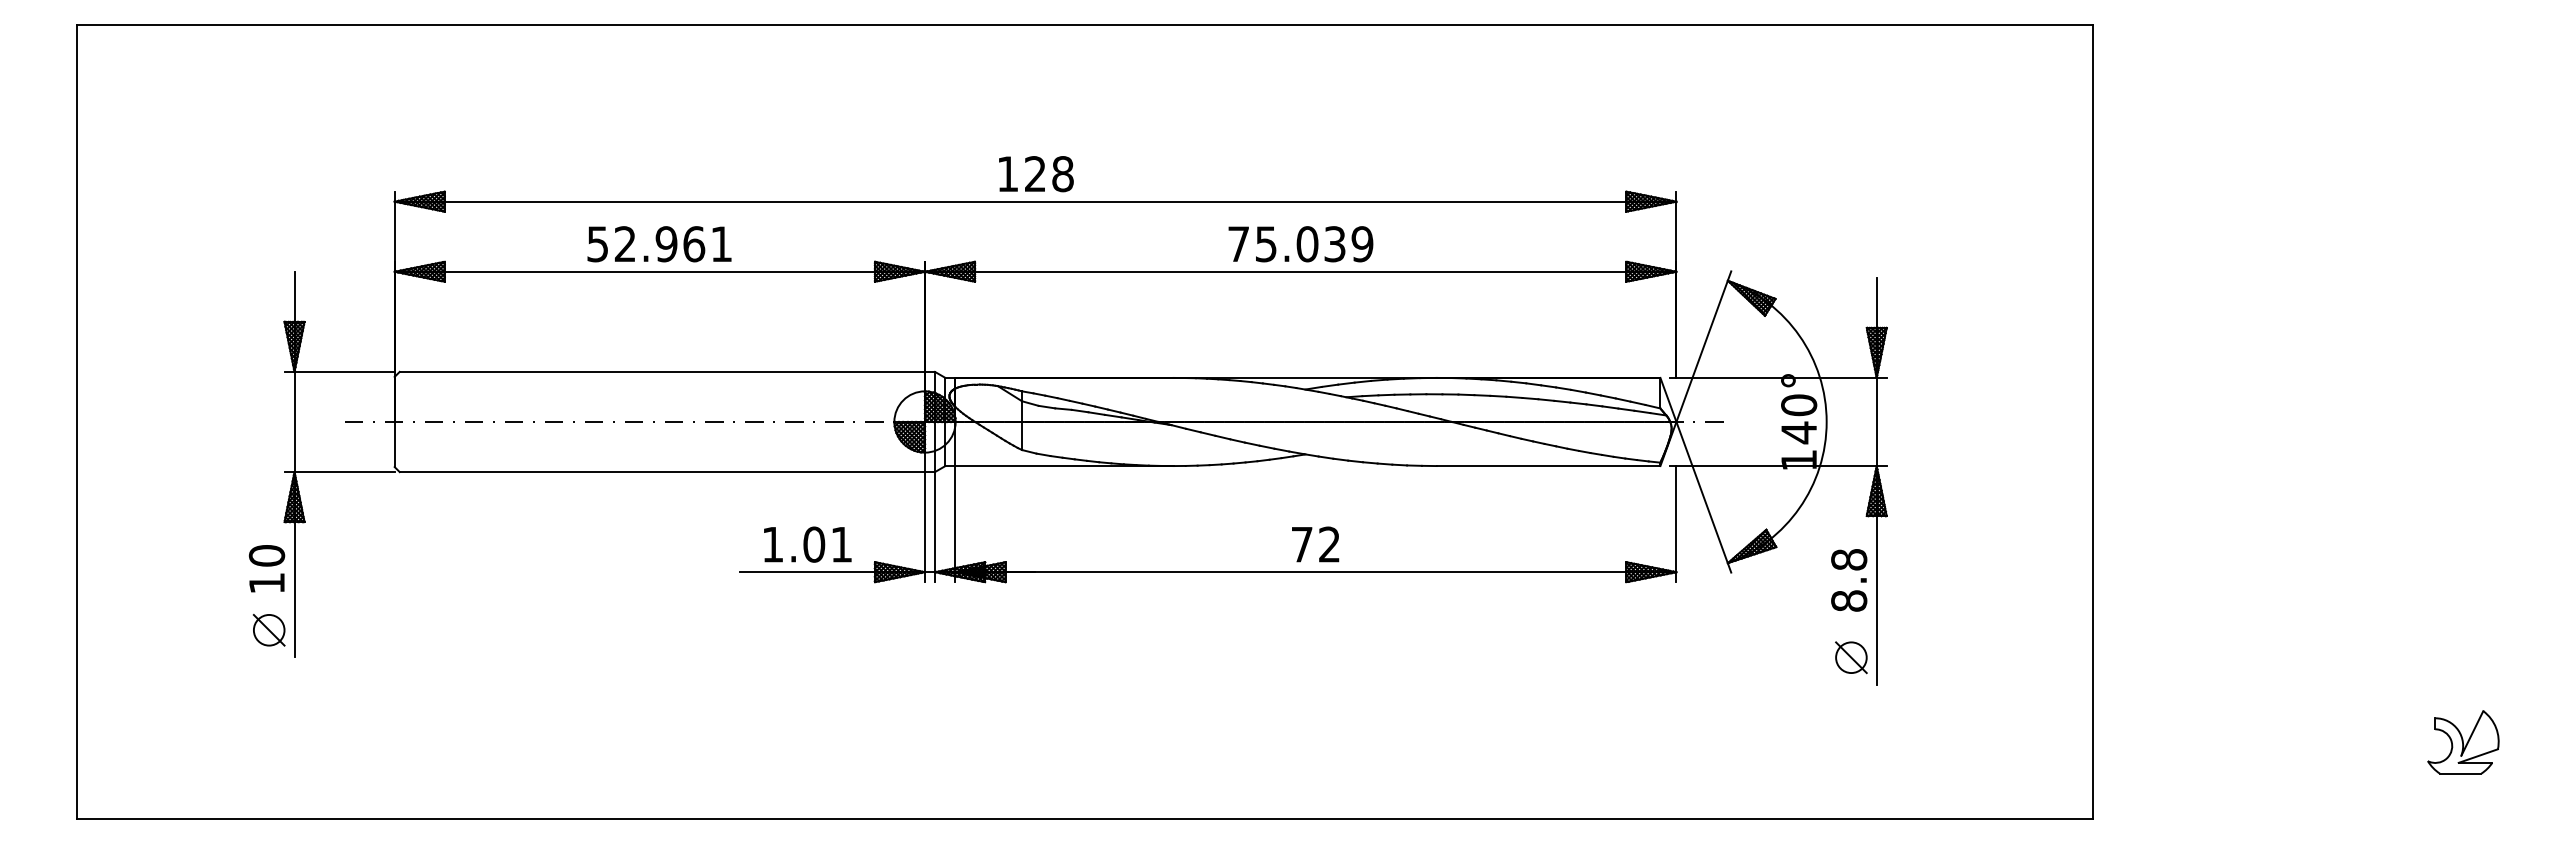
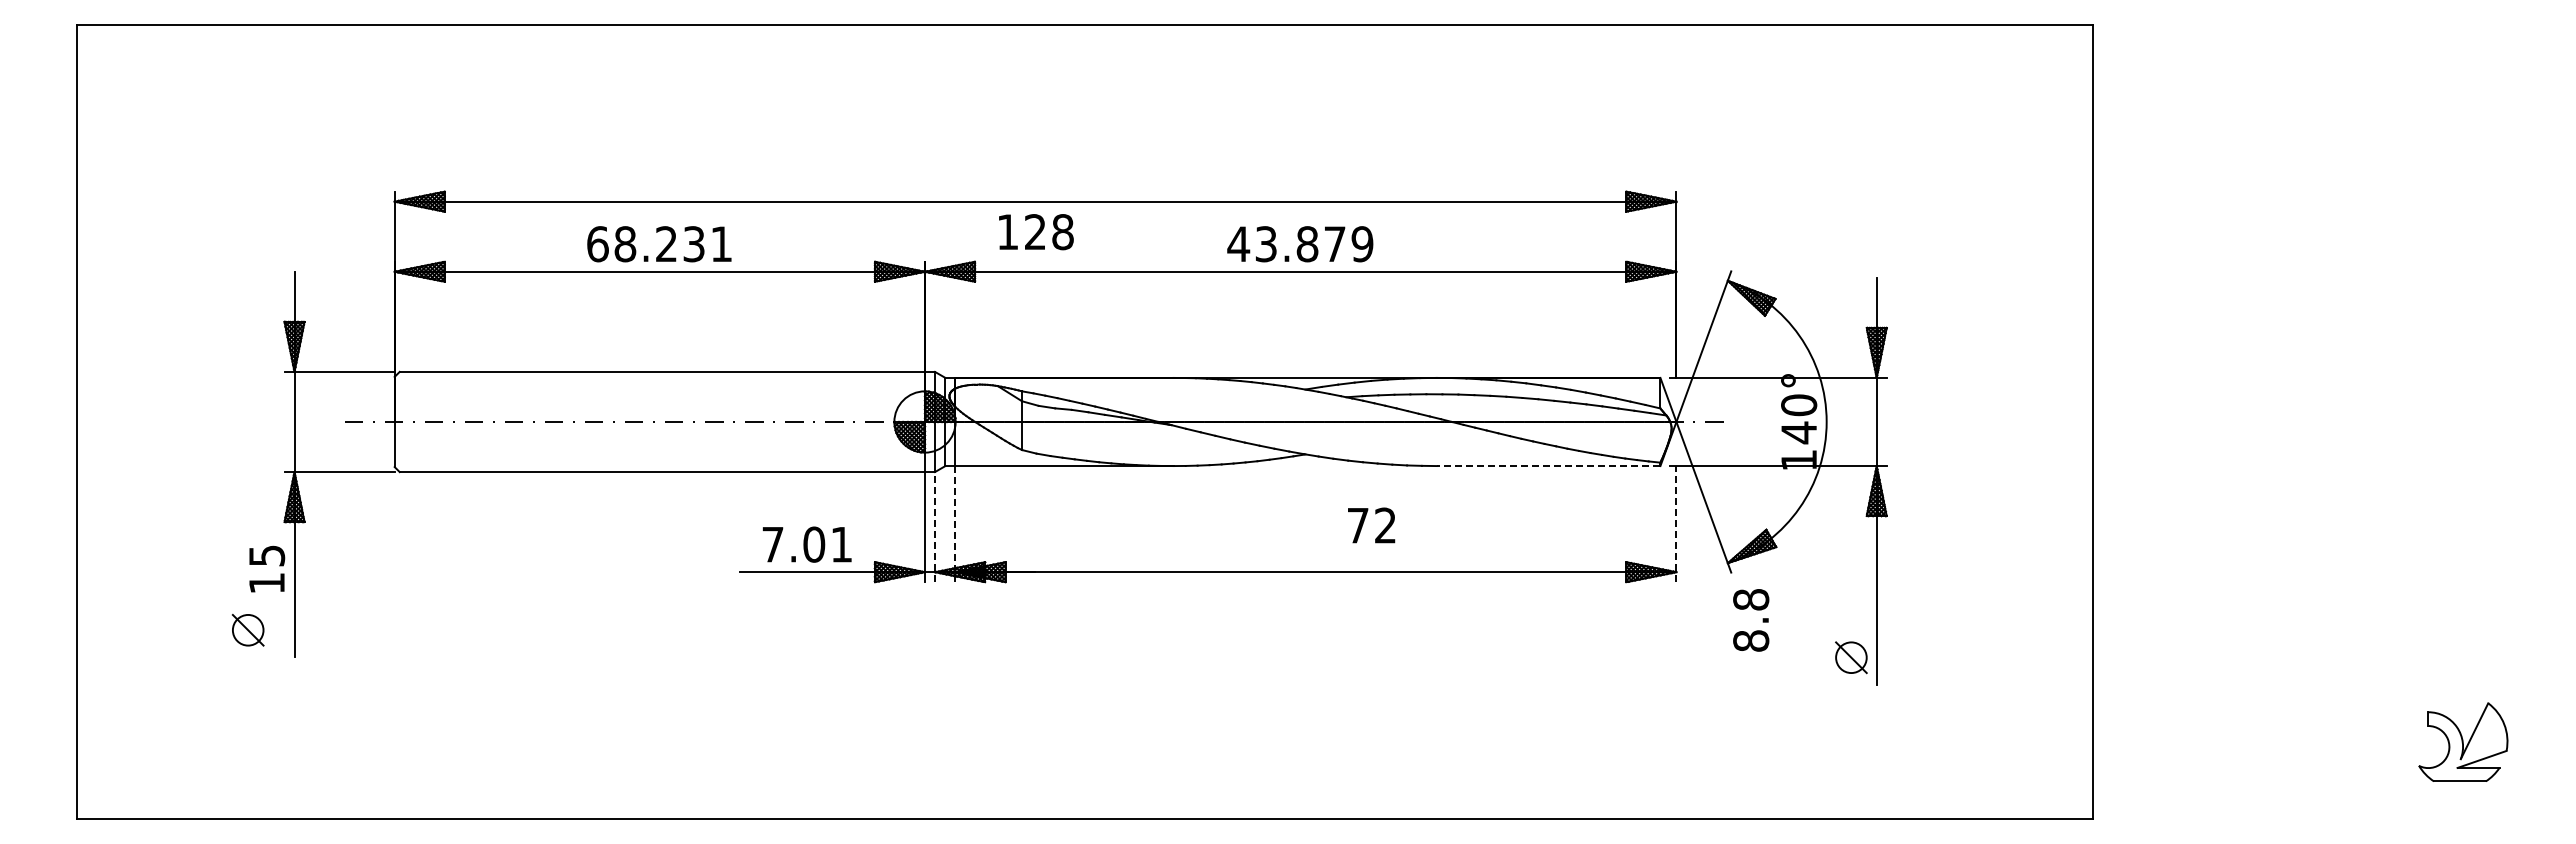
text position: (1036, 174) -> (1036, 232) (1036, 232)
text: 52.961 -> 68.231 (646, 244)
text: 75.039 -> 43.879 (1286, 244)
line: solid -> dashed (1548, 466)
line: solid -> dashed (1676, 523)
line: solid -> dashed (955, 524)
line: solid -> dashed (935, 526)
text: 1.01 -> 7.01 (772, 544)
text position: (1315, 544) -> (1371, 525) (1371, 525)
text: 10 -> 15 (266, 555)
text position: (1849, 580) -> (1751, 620) (1751, 620)
part position: (268, 630) -> (247, 630) (247, 630)
part size: 73x65 px -> 91x80 px (2463, 741)
